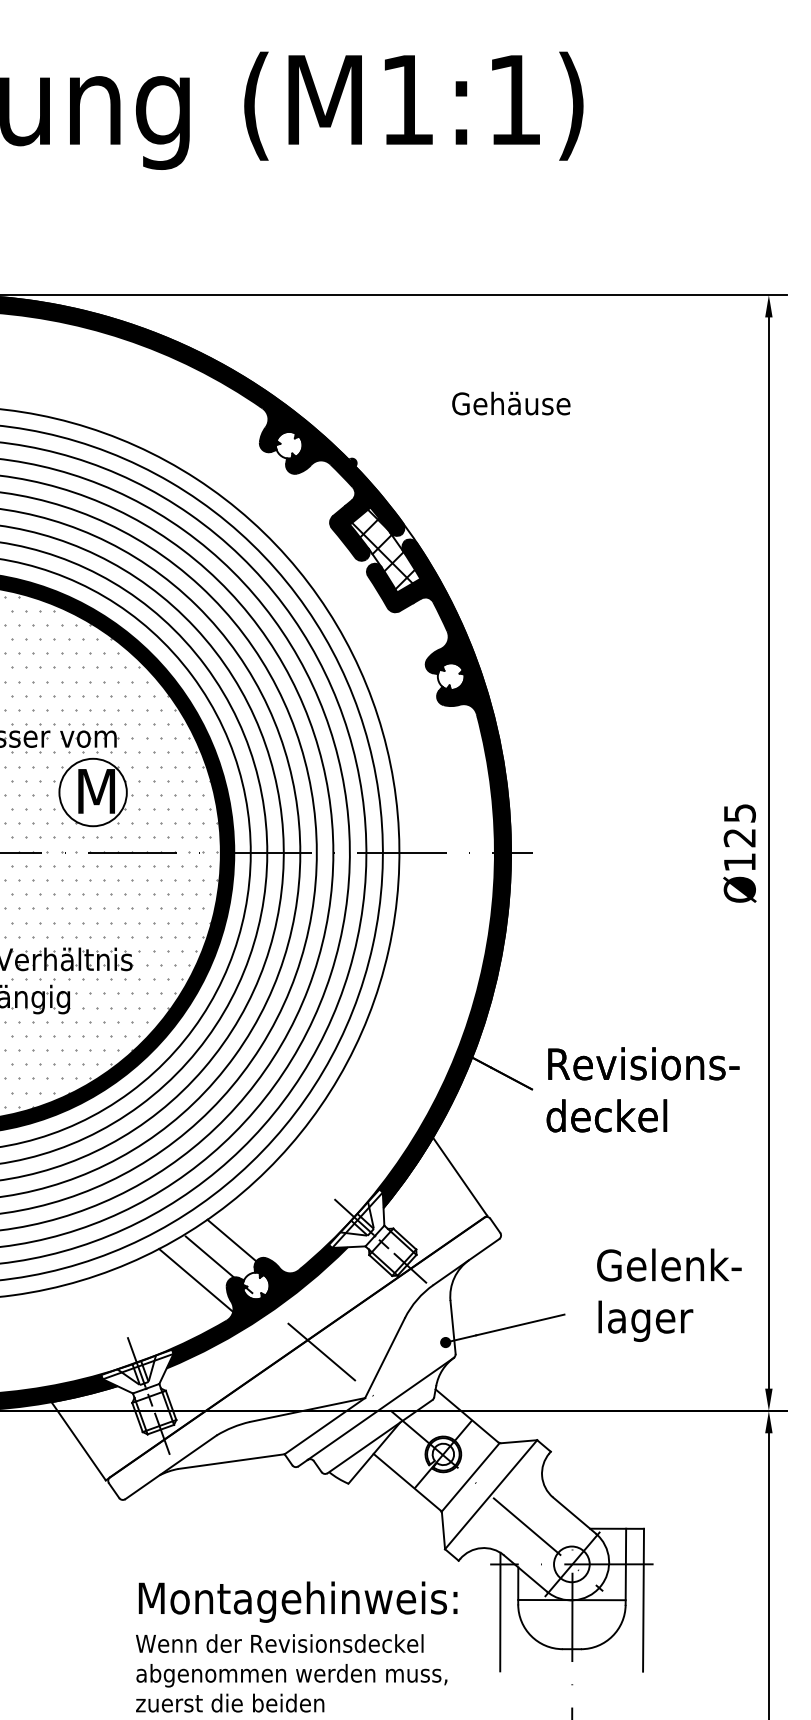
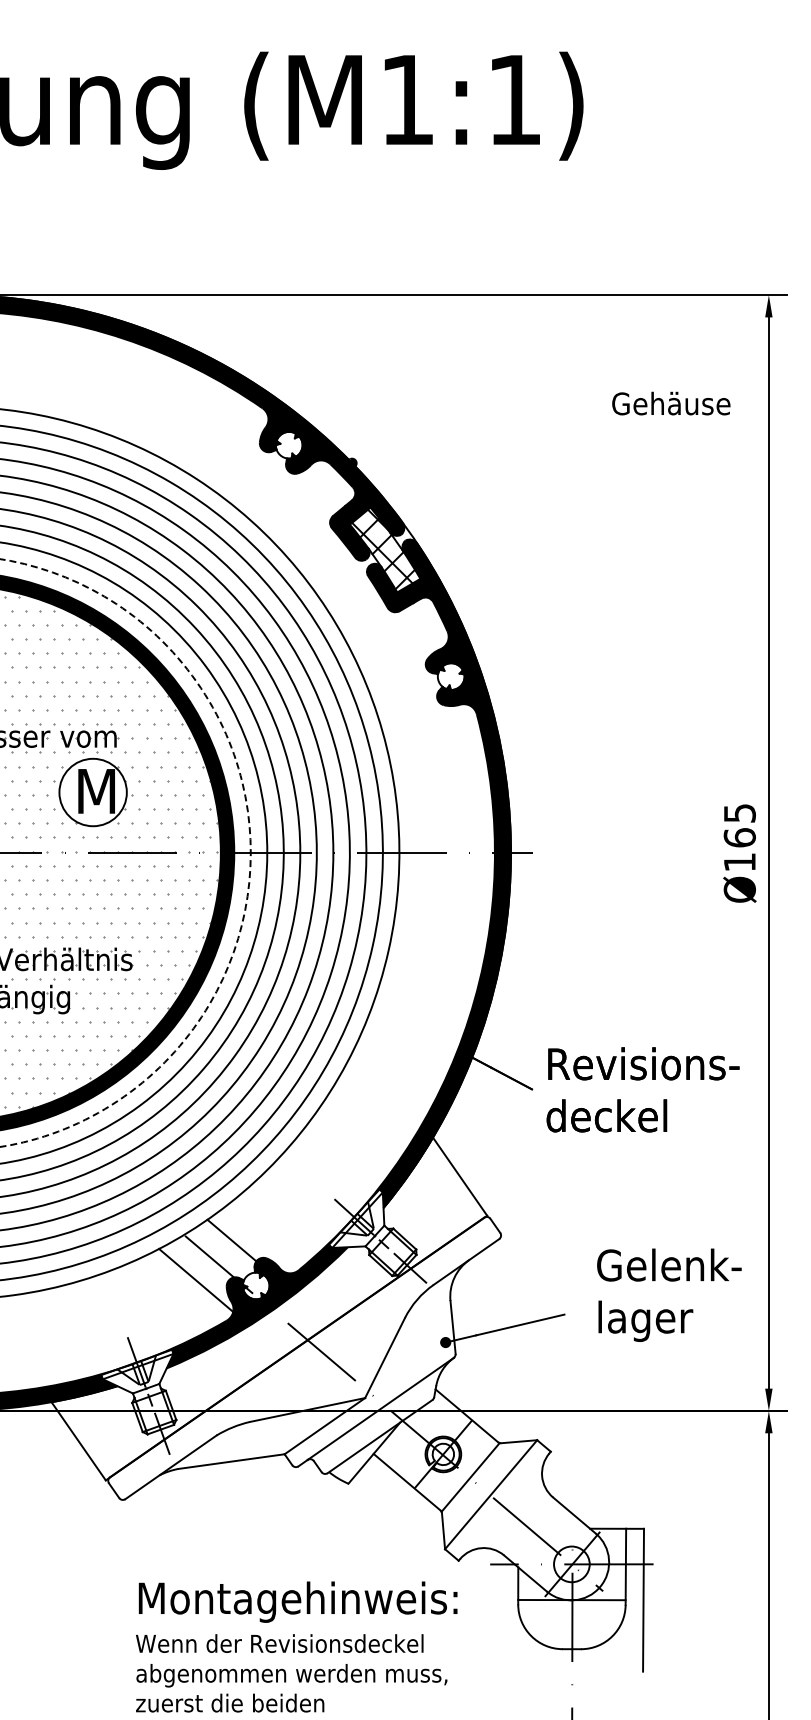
text position: (511, 403) -> (671, 403) (671, 403)
text: Ø125 -> Ø165 (739, 837)
arc: solid -> dashed (250, 853)
line: present -> none (500, 1611)
